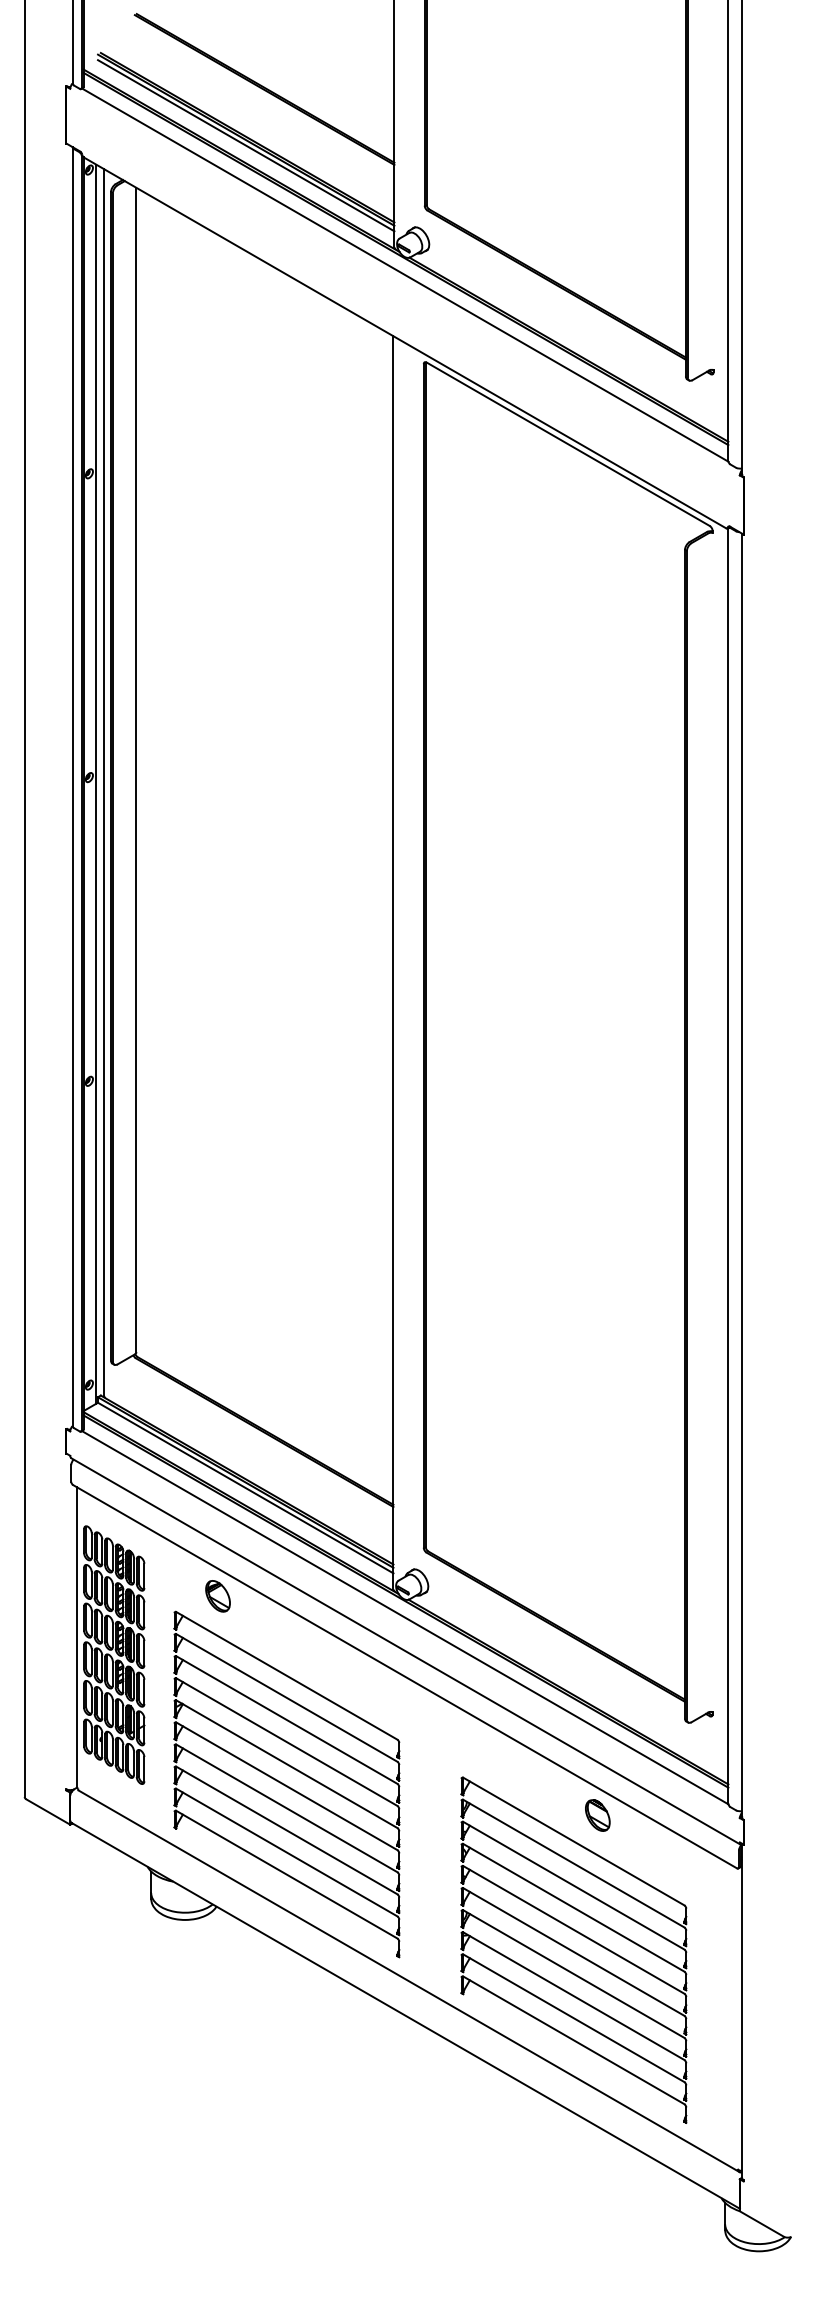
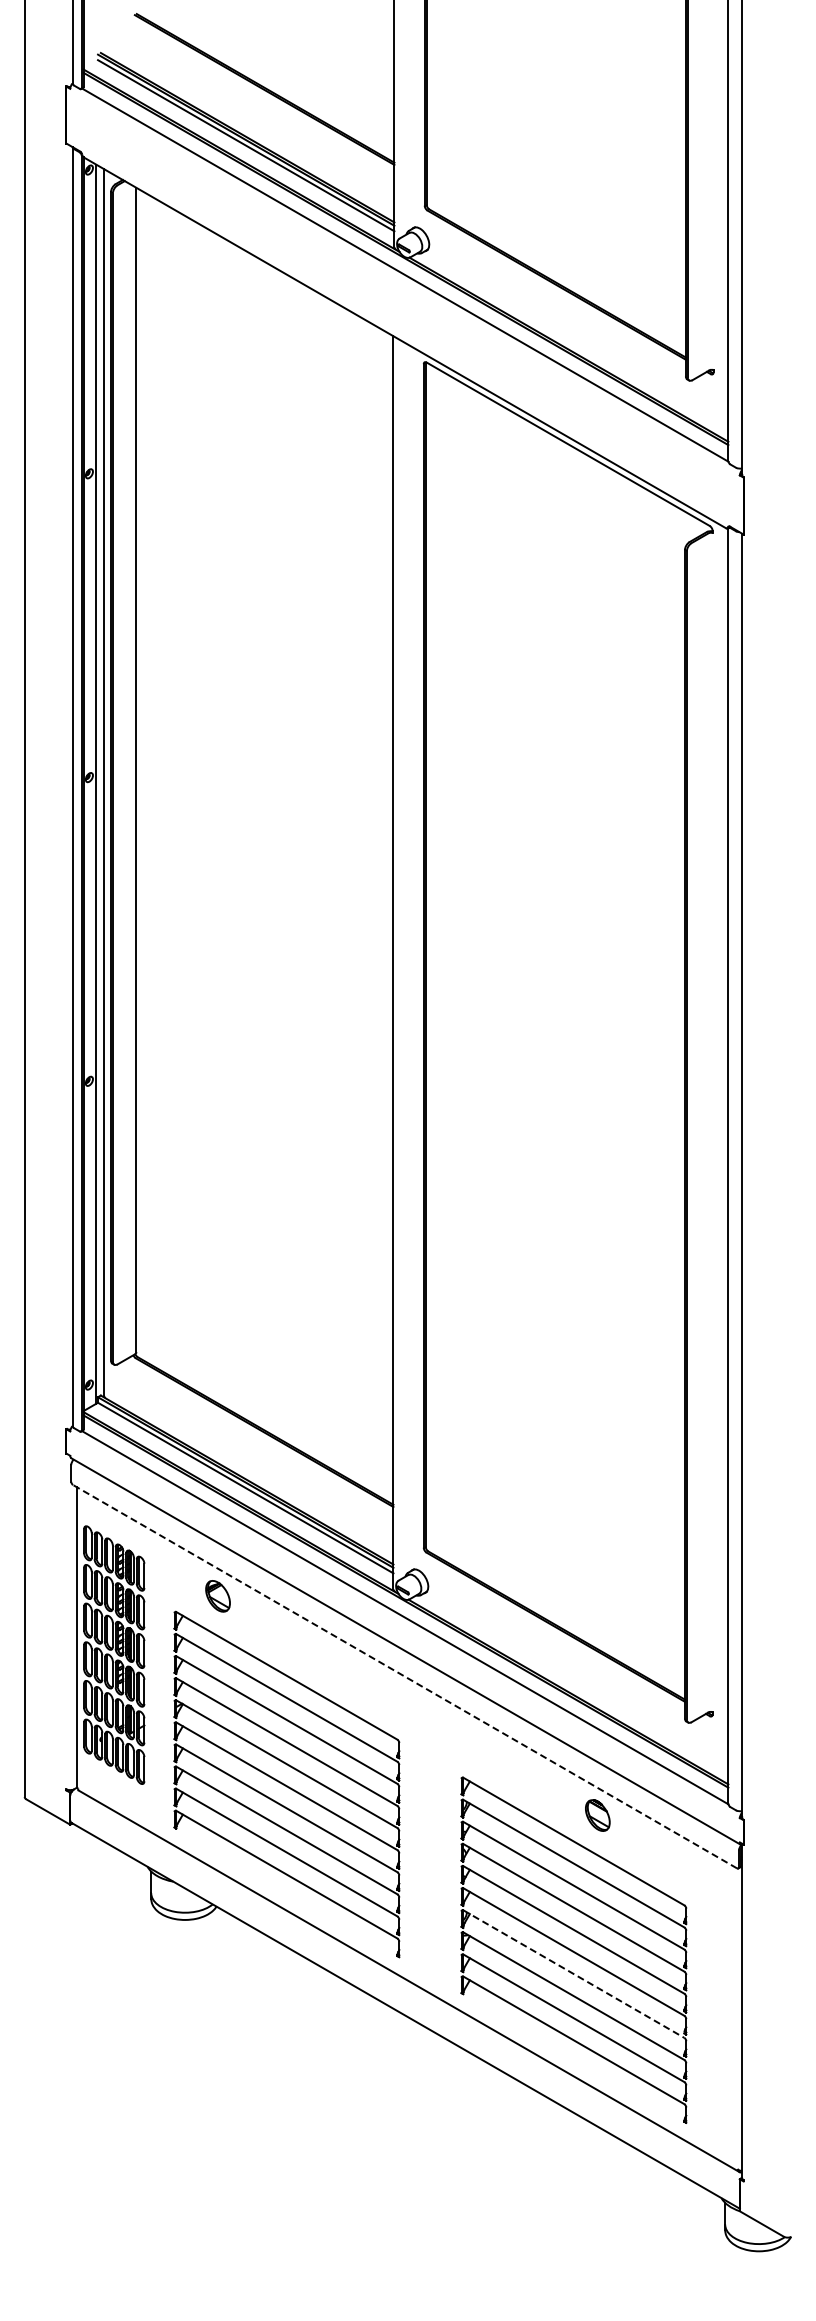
line: solid -> dashed (404, 1676)
line: solid -> dashed (573, 1974)
